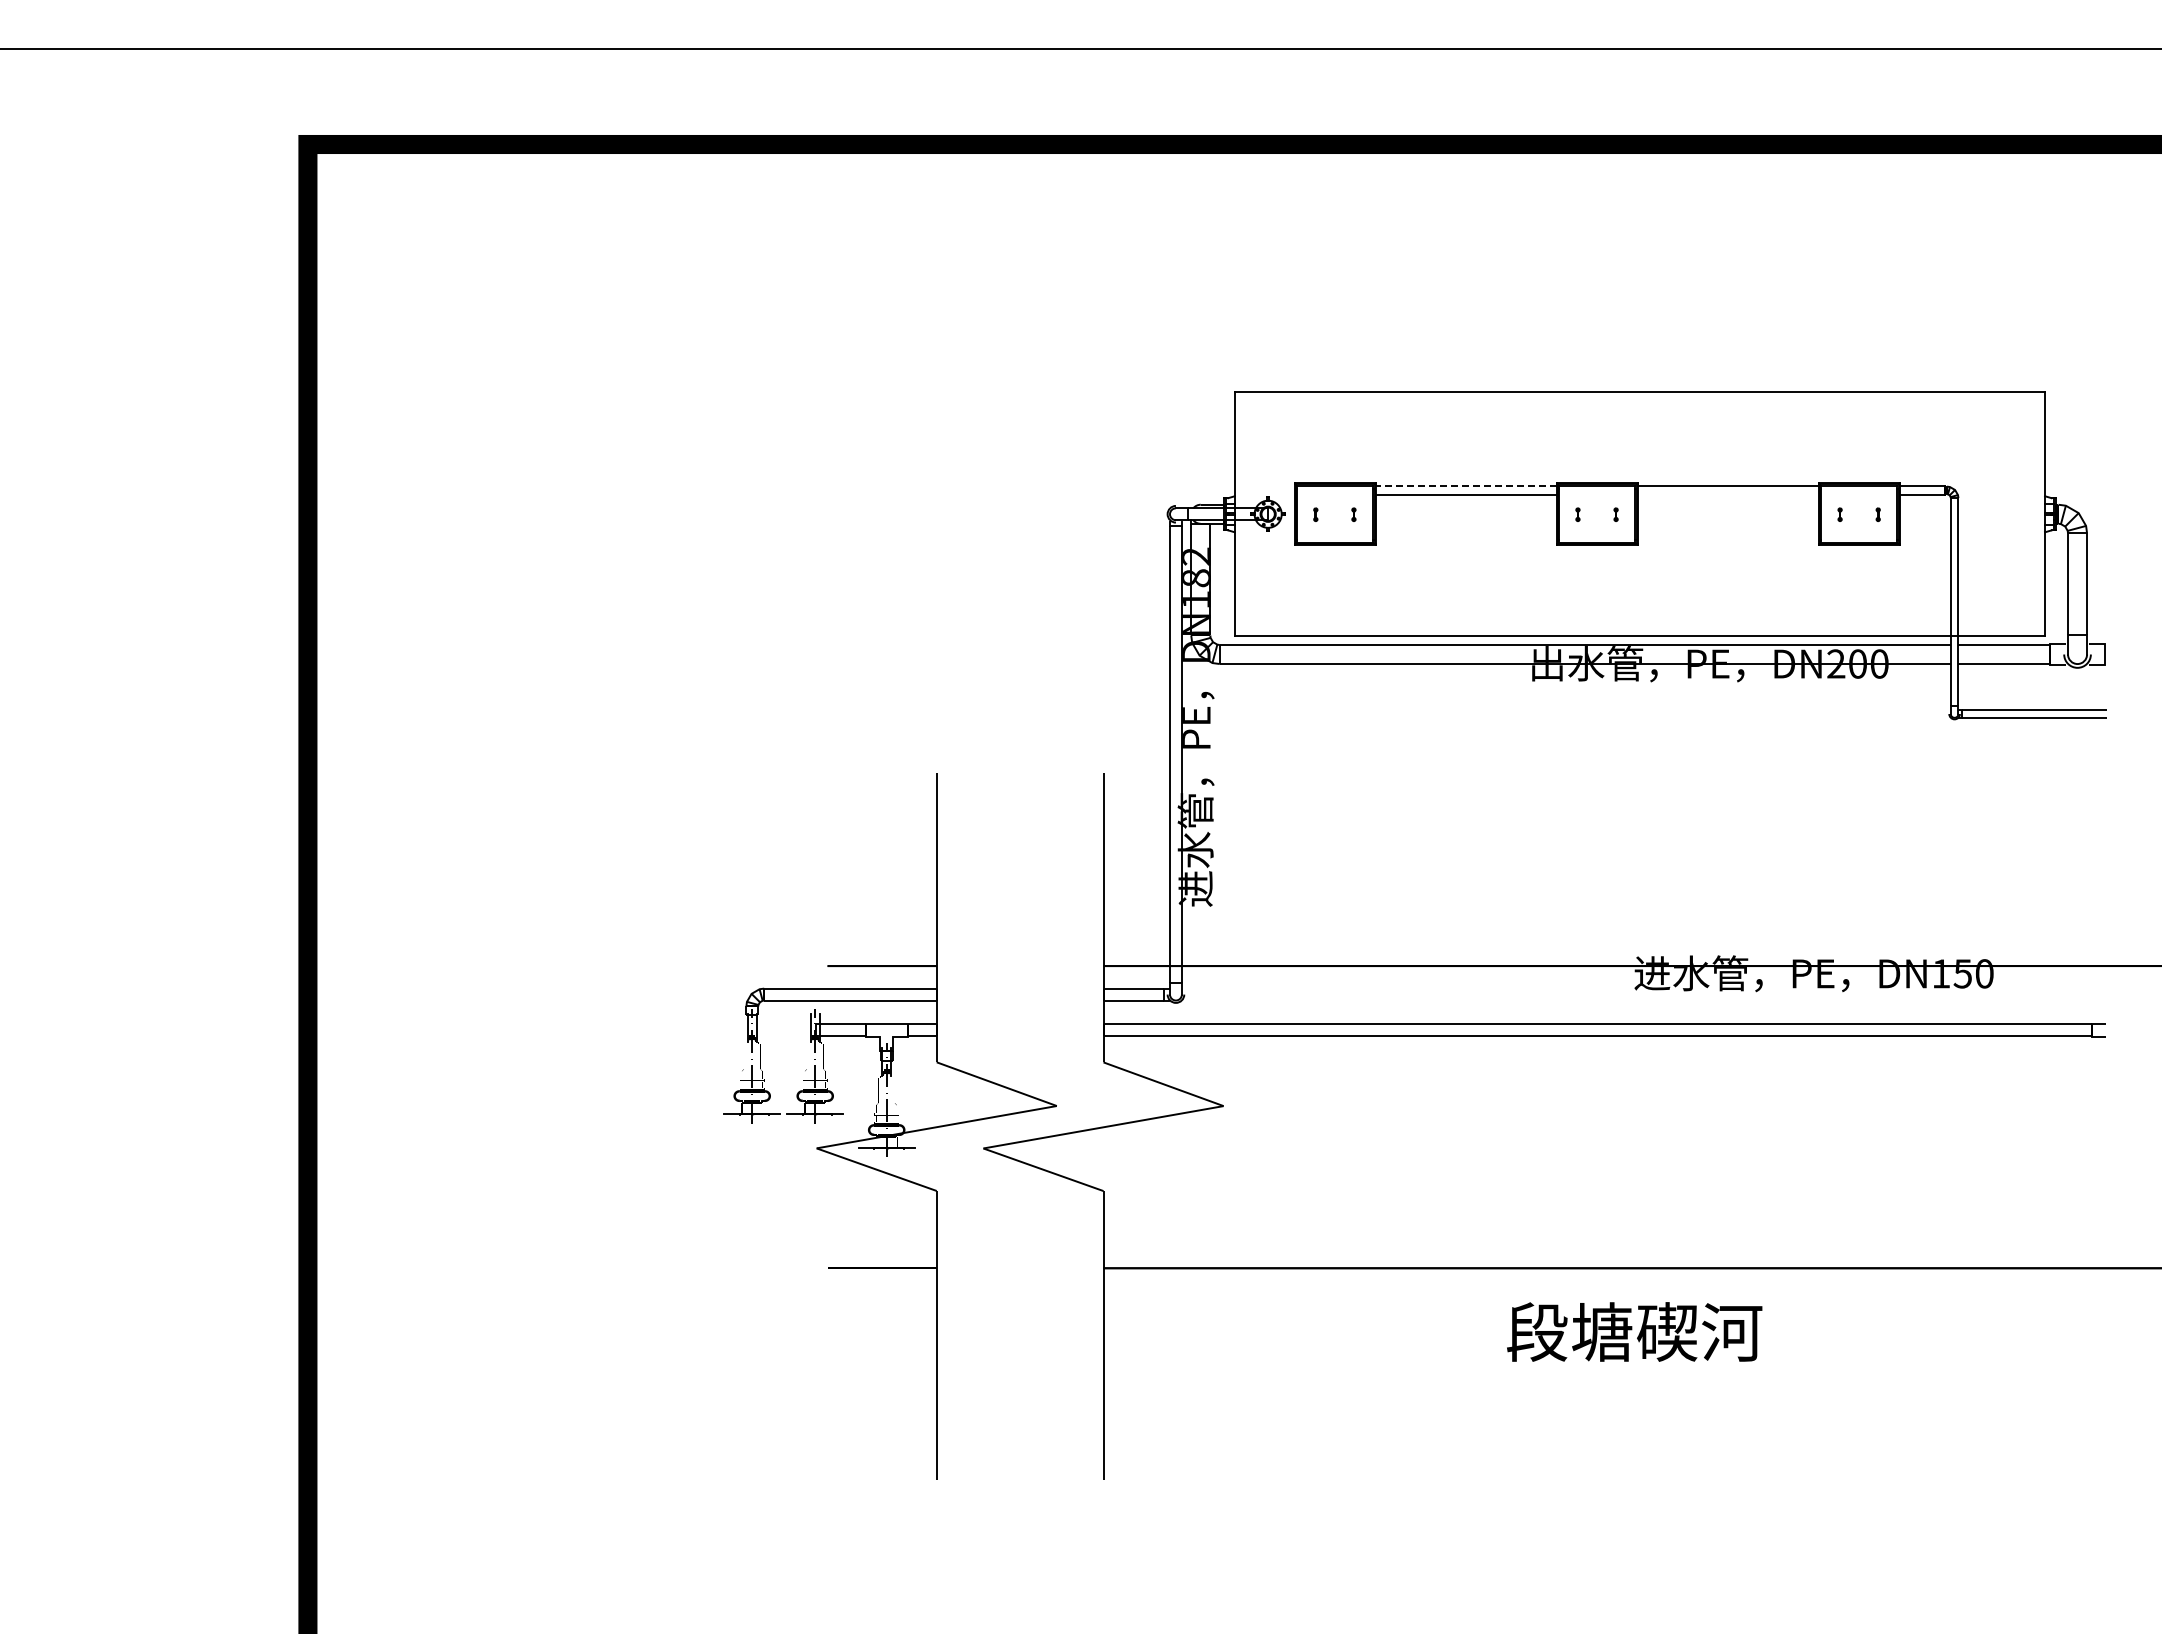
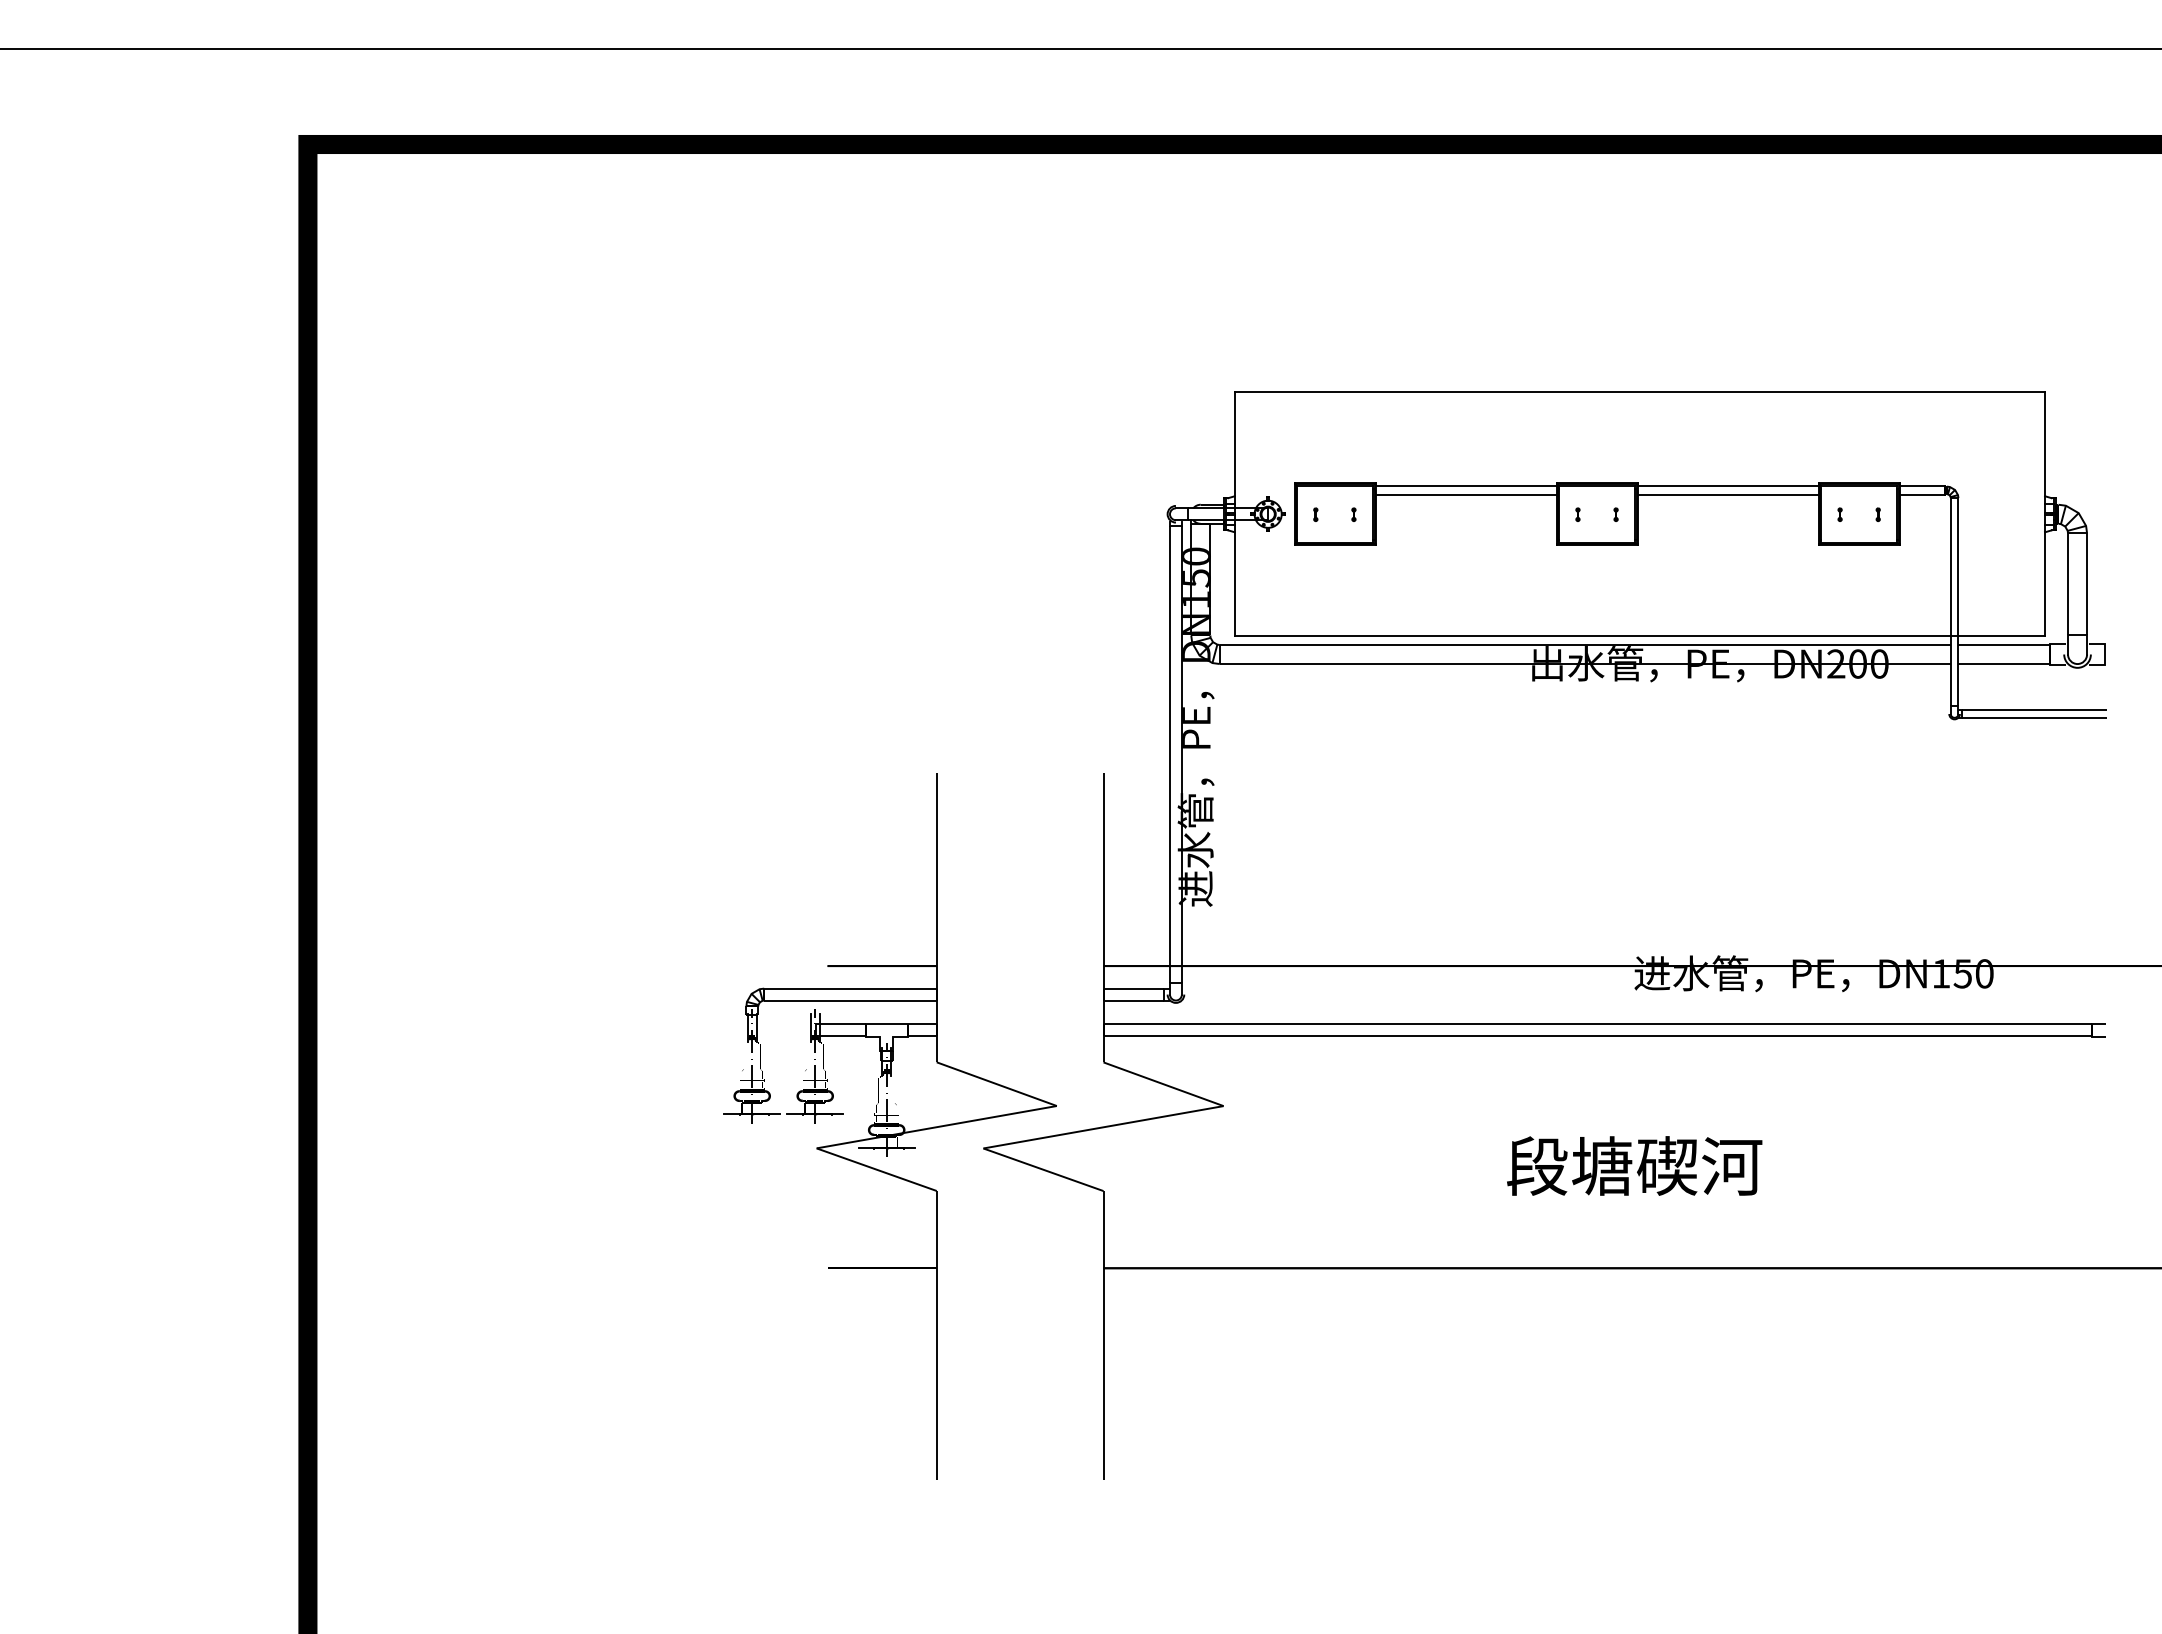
line: dashed -> solid (1466, 486)
line: none -> present (1728, 494)
text: DN182 -> DN150 (1195, 567)
text position: (1634, 1331) -> (1634, 1165) (1634, 1165)
